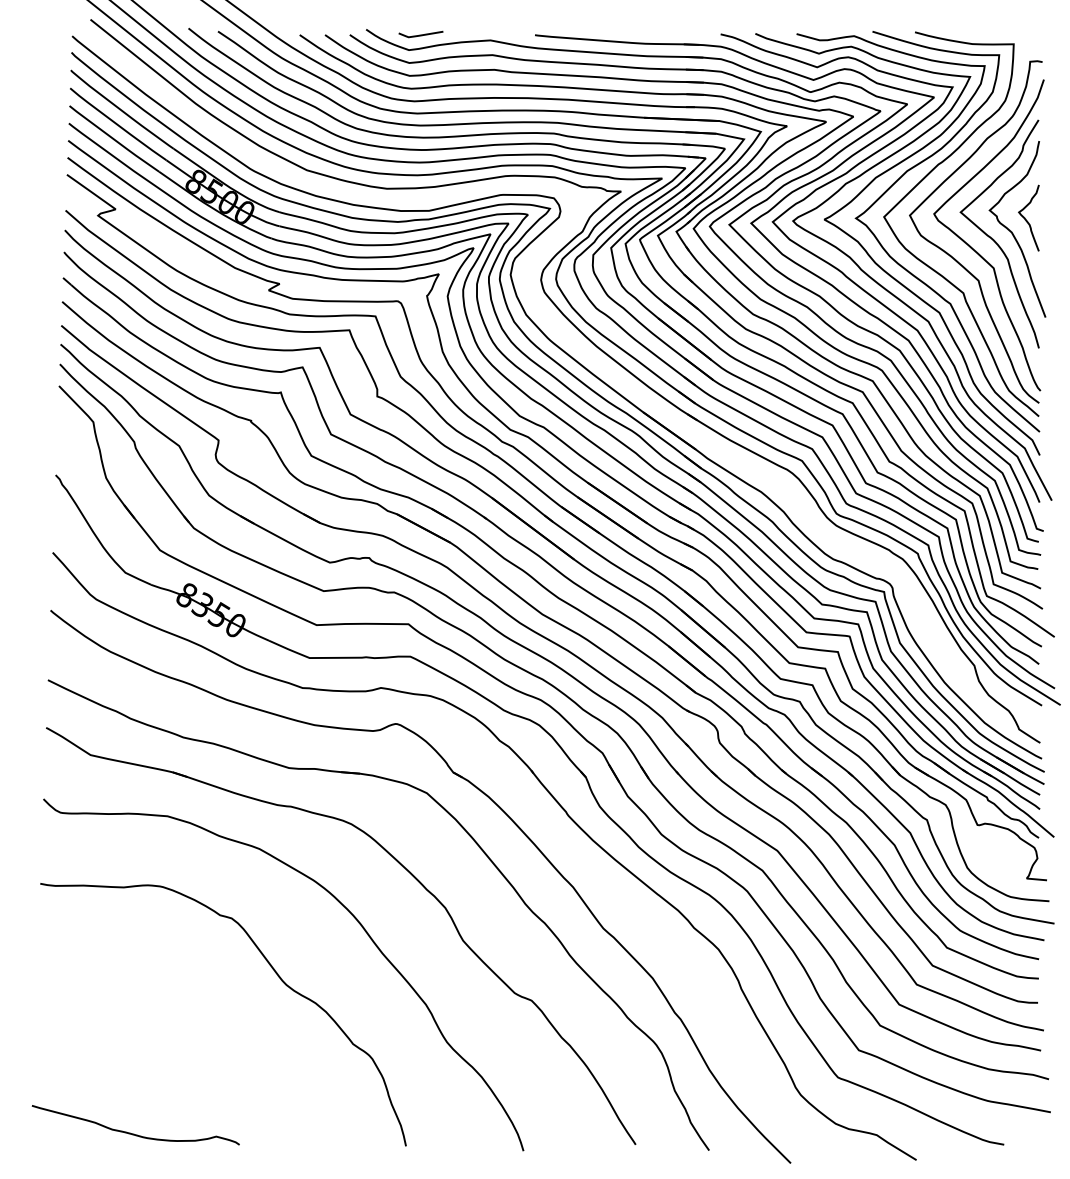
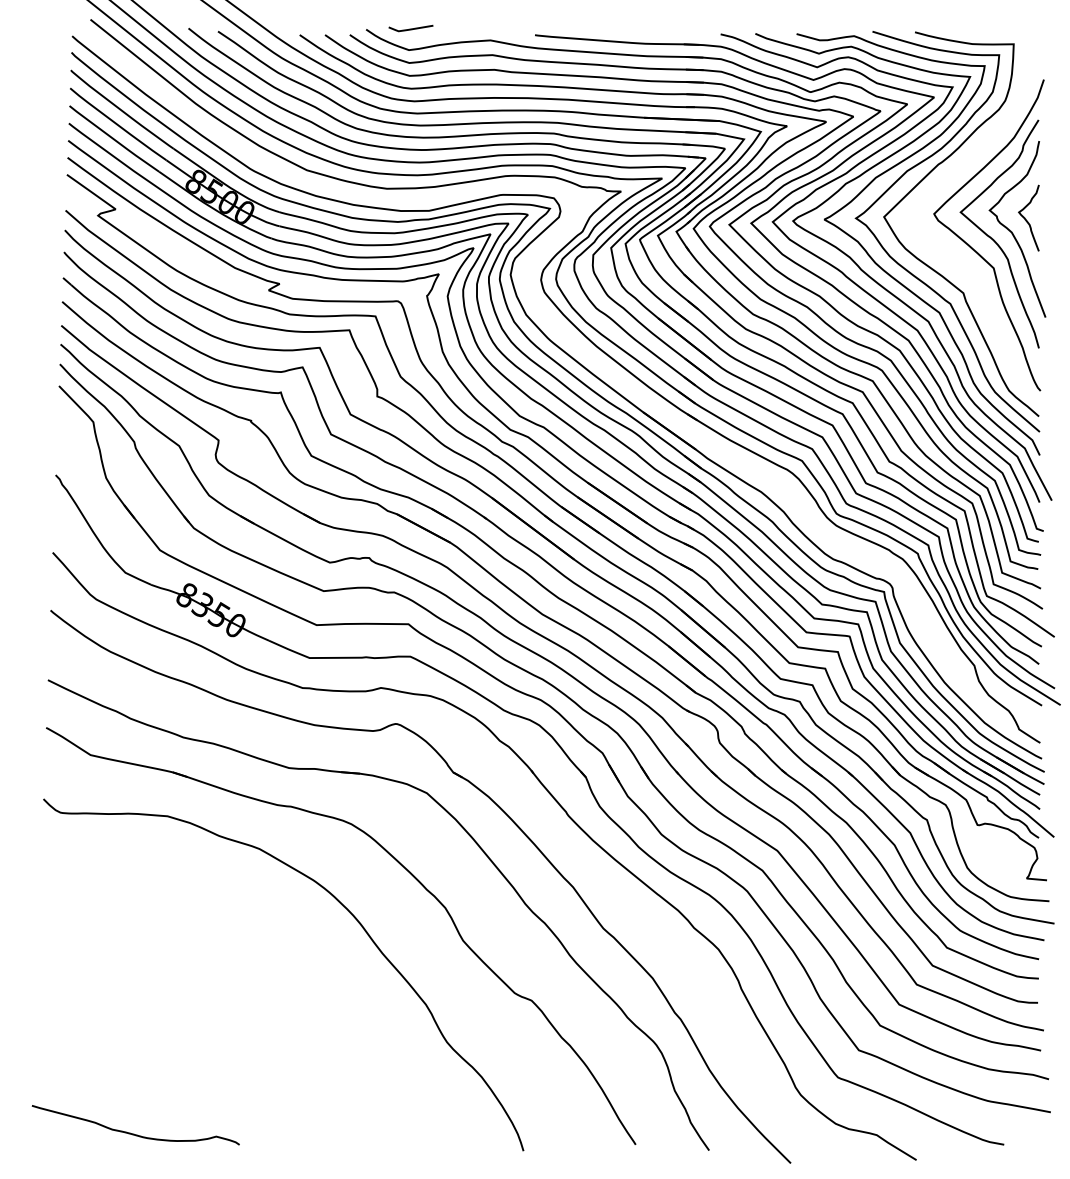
curve position: (420, 34) -> (410, 28) (410, 28)
curve: present -> none (955, 258)
curve: present -> none (277, 976)
